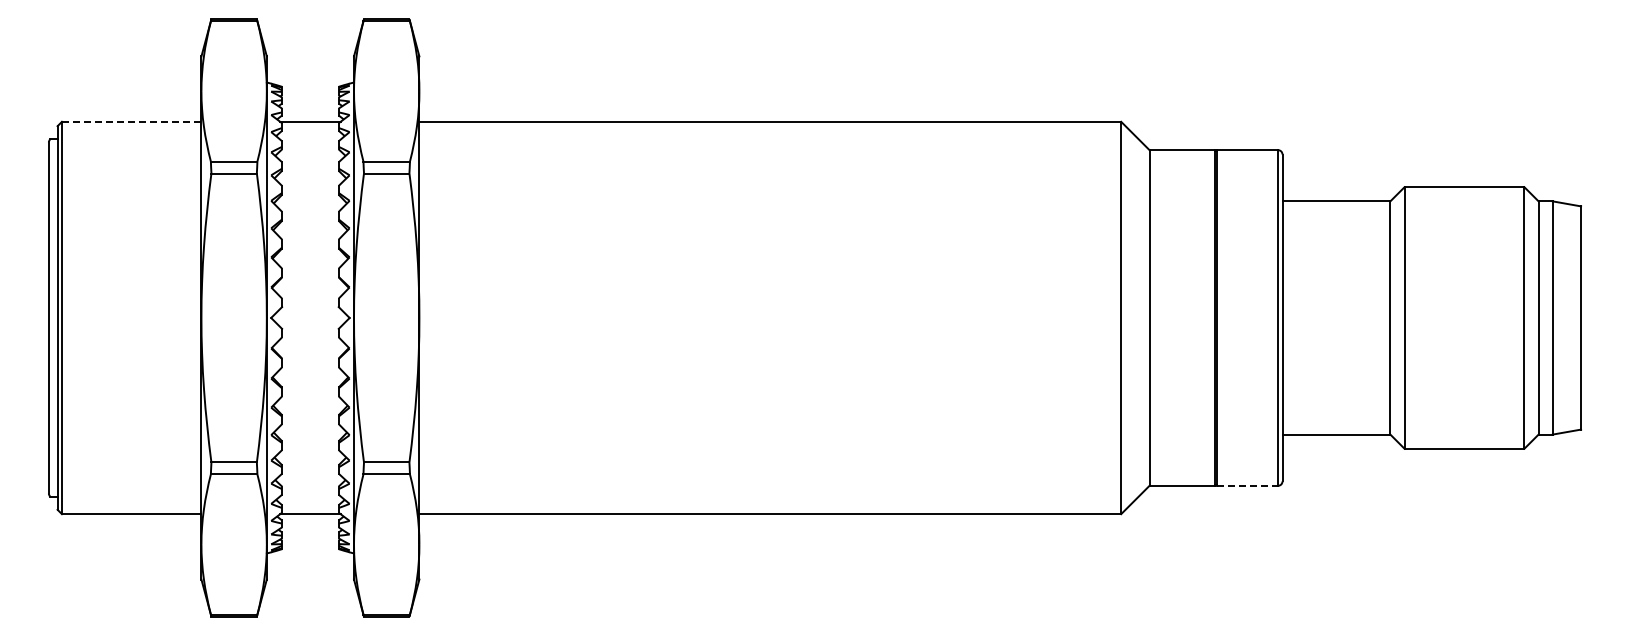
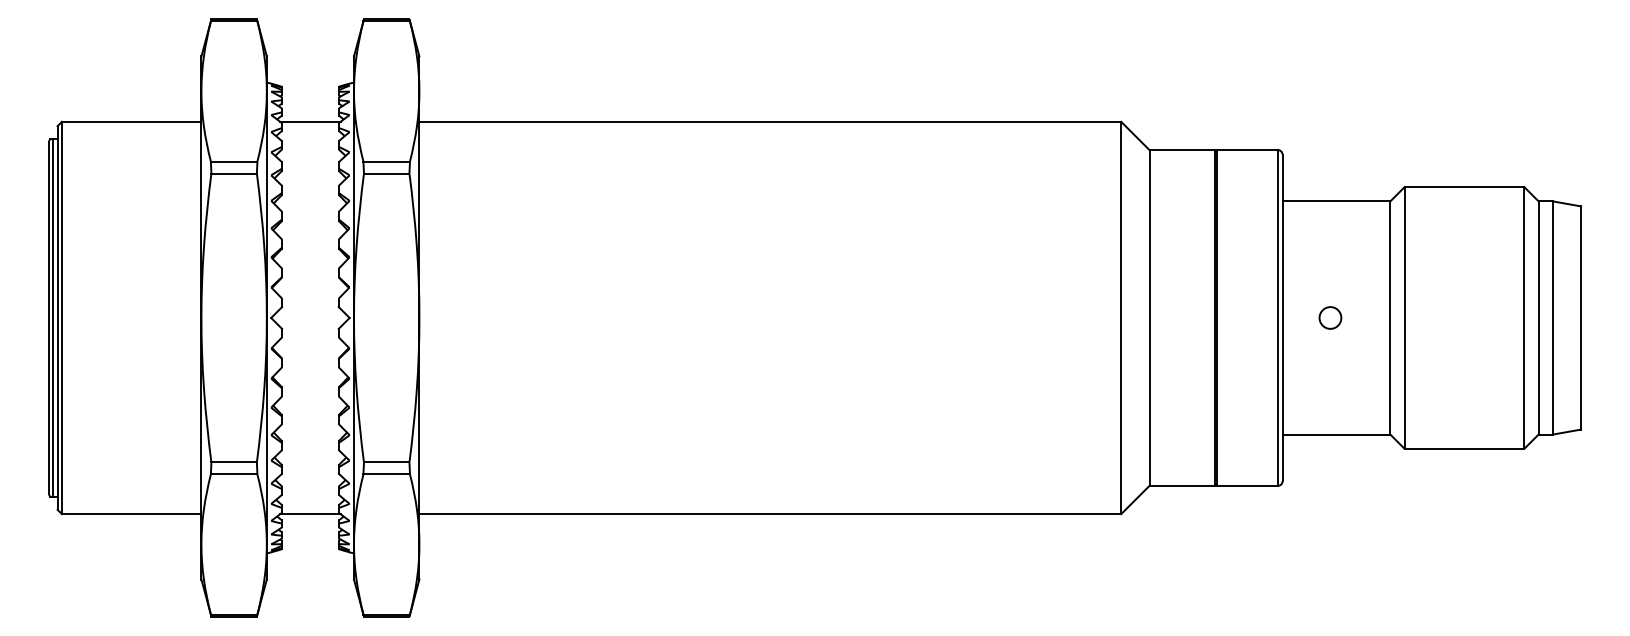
line: dashed -> solid (131, 121)
line: none -> present (53, 317)
circle: none -> present (1330, 317)
line: dashed -> solid (1247, 485)
